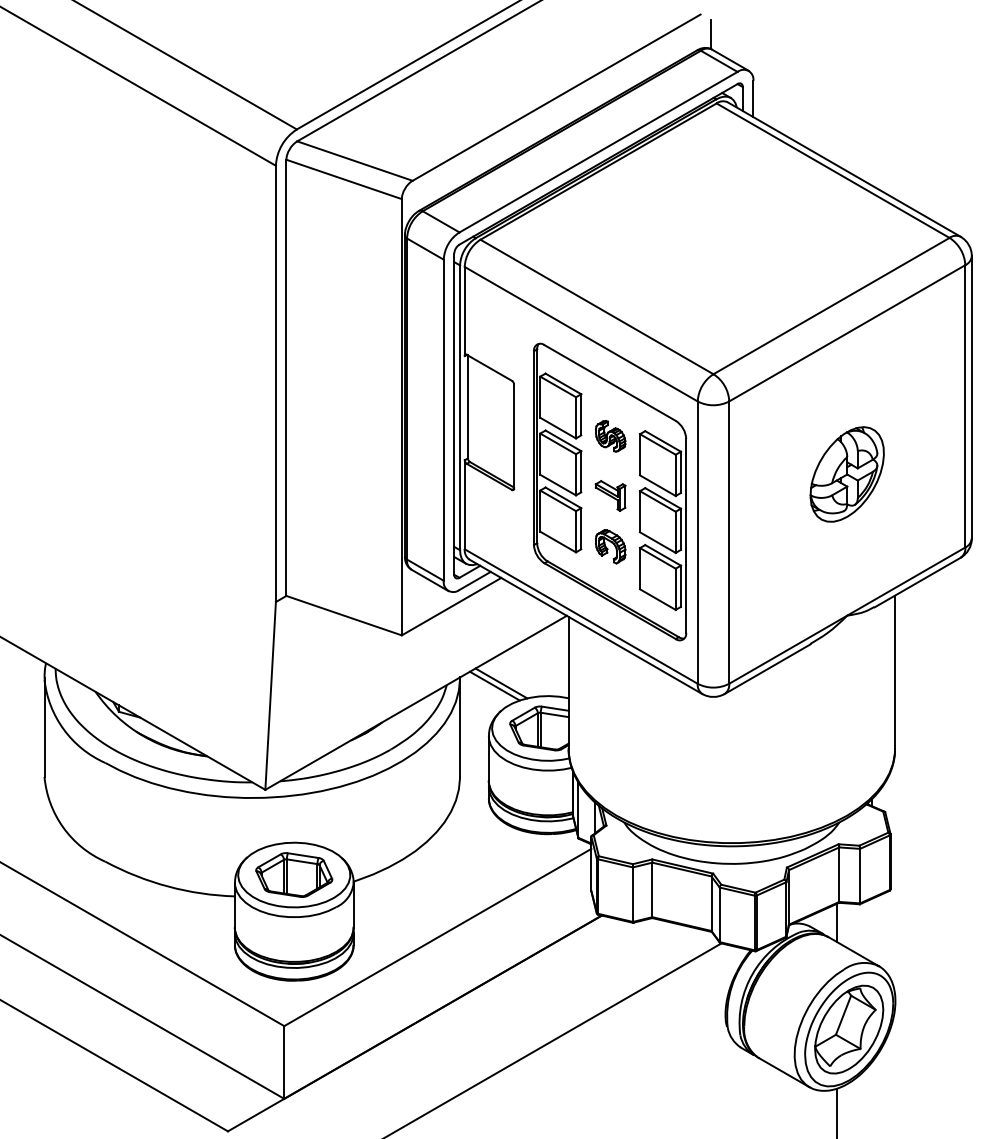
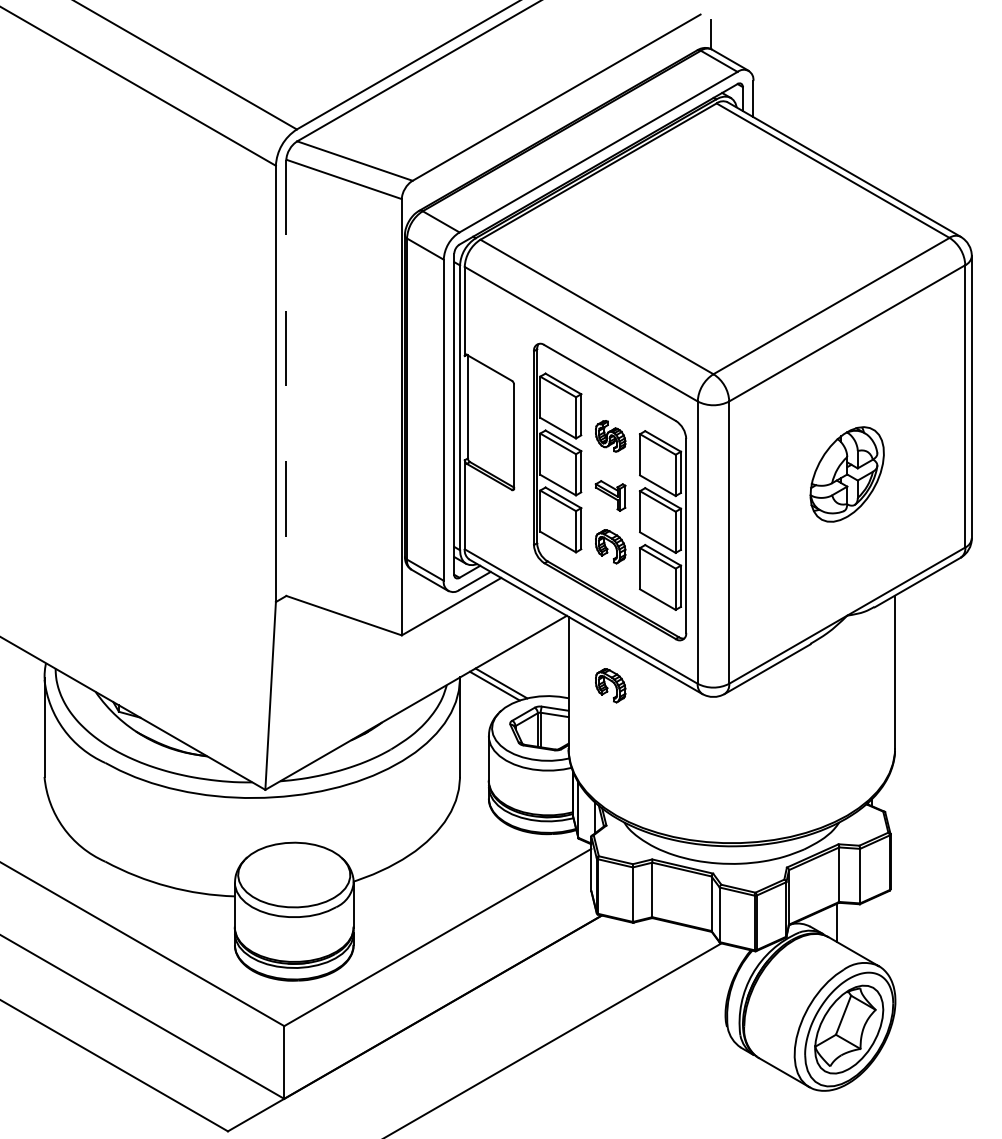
line: solid -> dashed (286, 378)
part: none -> present (610, 685)
part: present -> none (294, 874)
line: present -> none (836, 1111)
